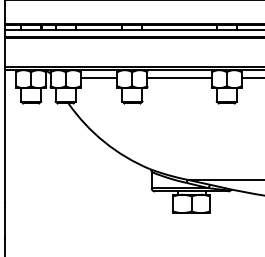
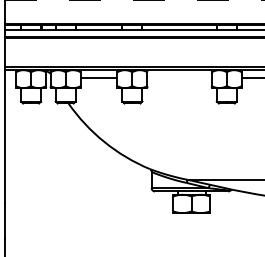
line: solid -> dashed (134, 0)
line: present -> none (179, 77)
